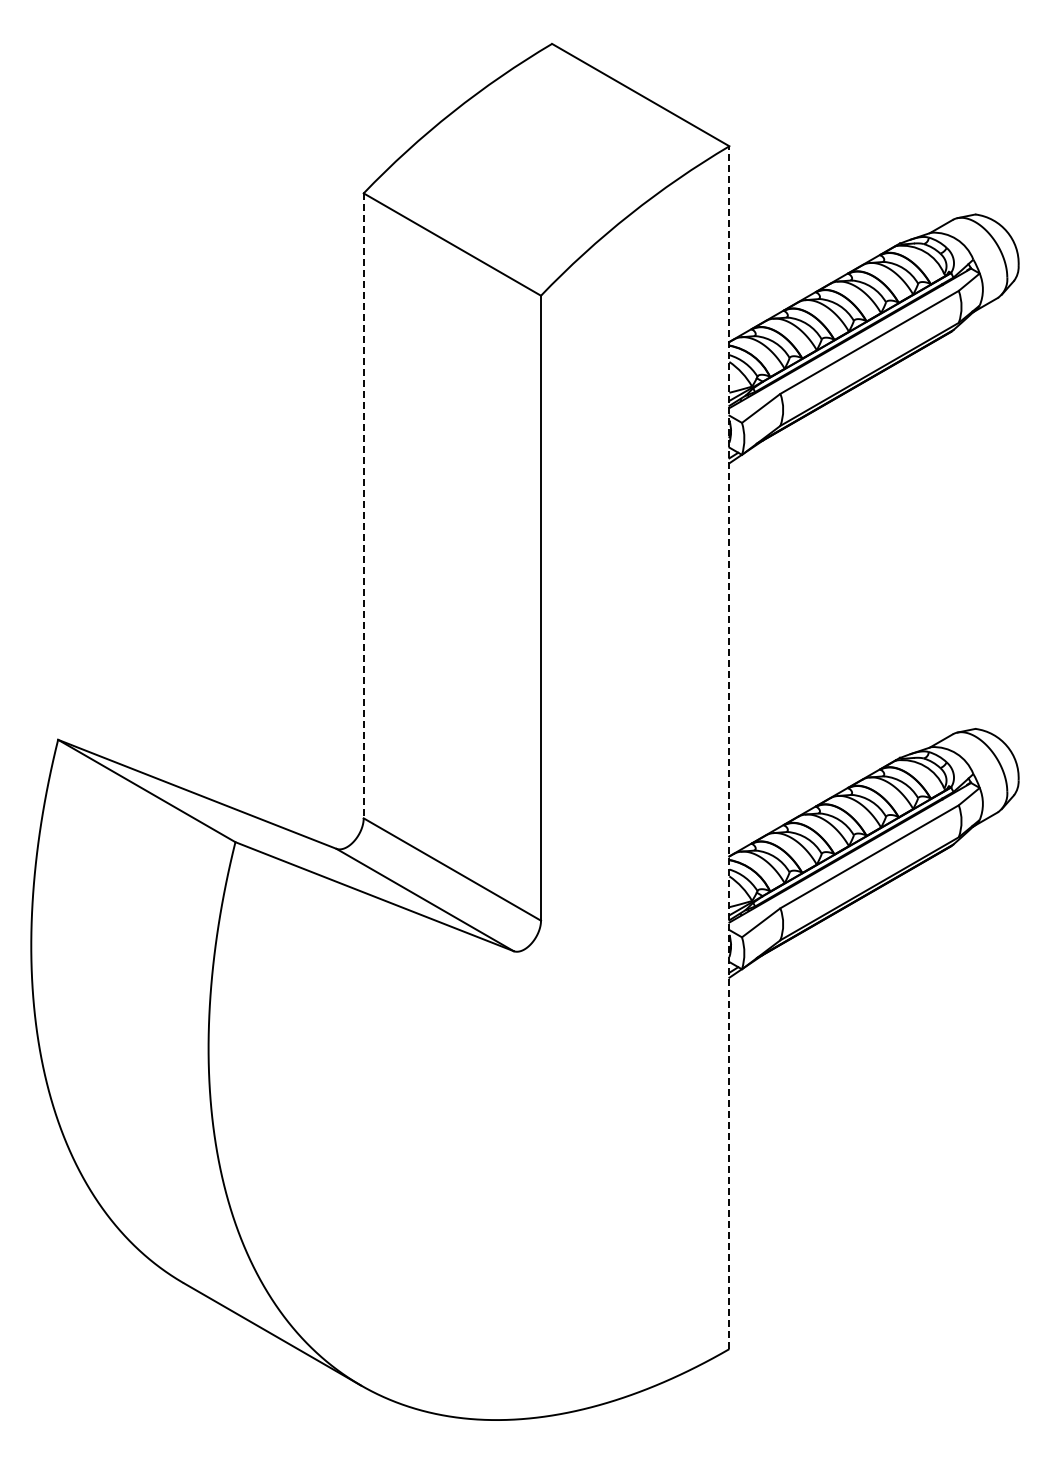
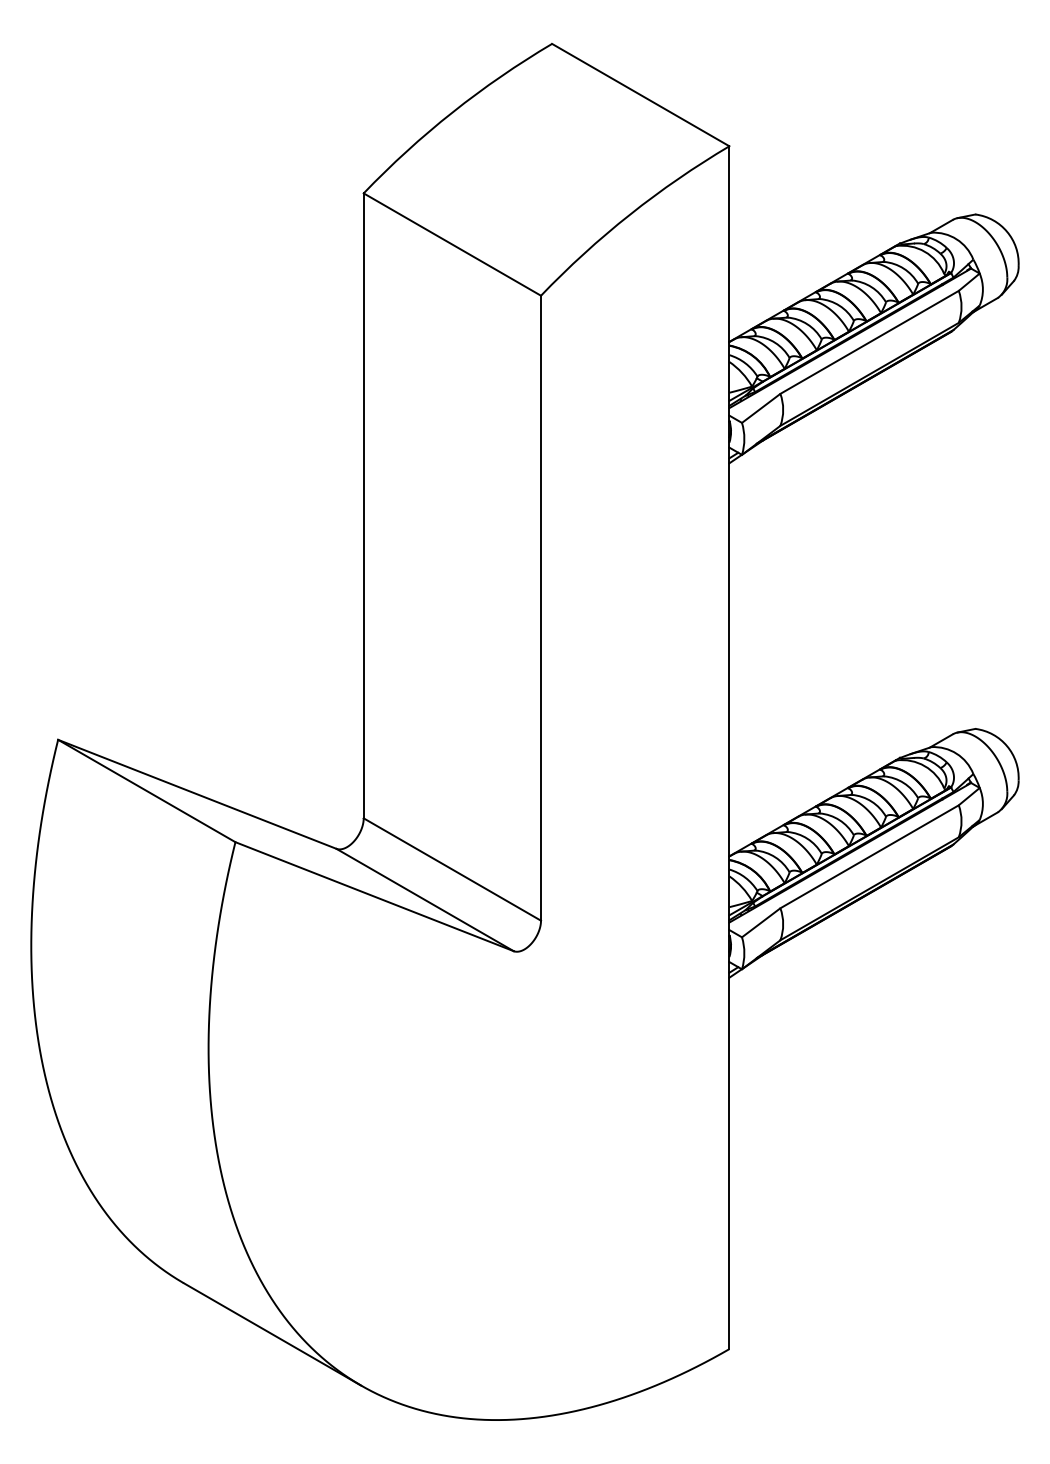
line: dashed -> solid (363, 506)
line: dashed -> solid (729, 747)
